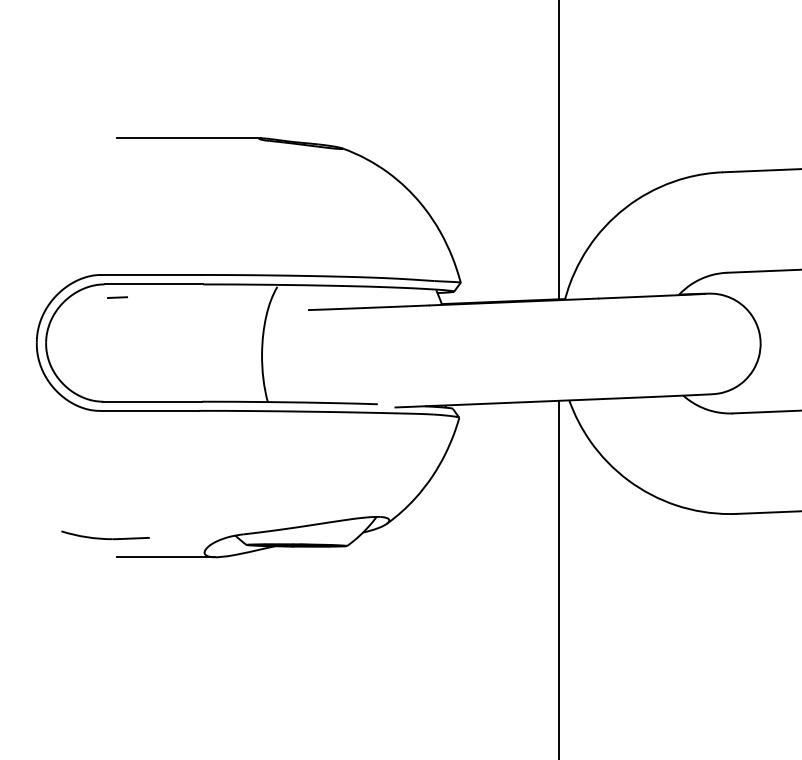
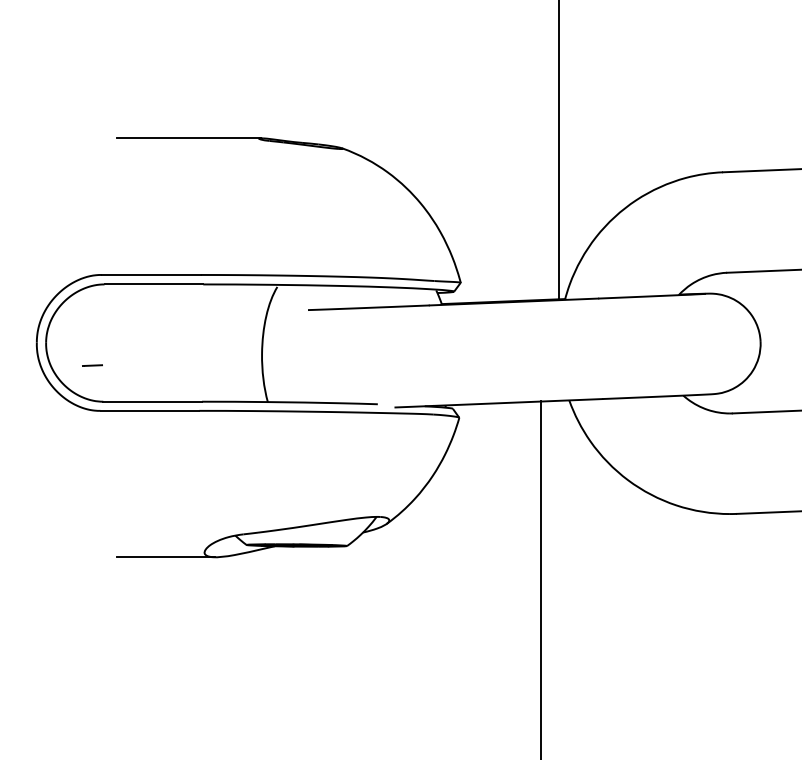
line position: (117, 297) -> (92, 365) (92, 365)
part: present -> none (105, 535)
line position: (558, 578) -> (540, 578) (540, 578)
